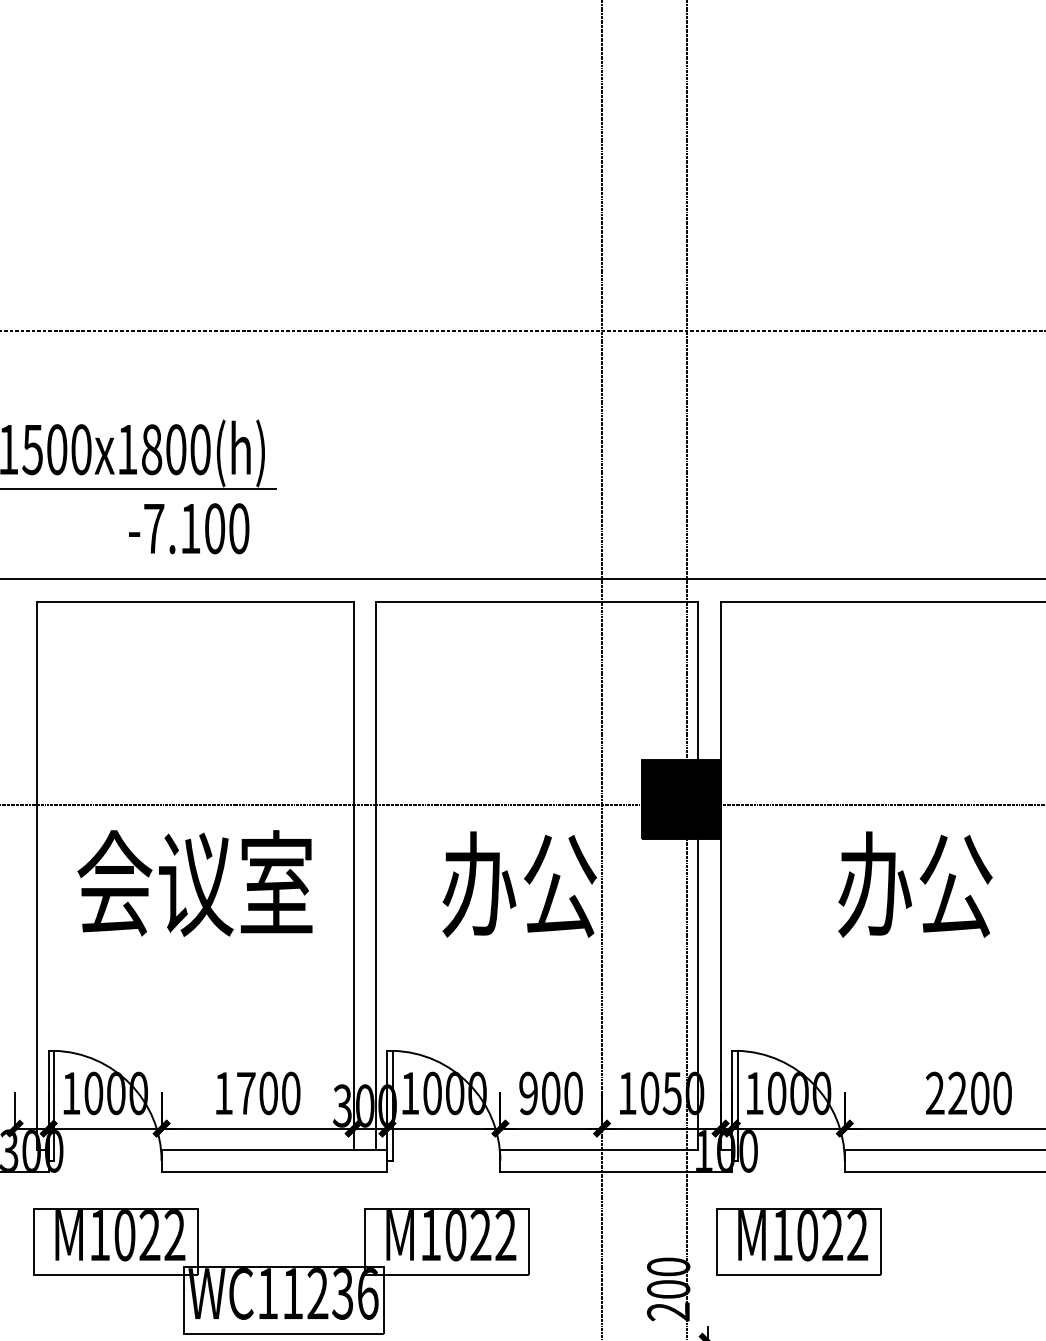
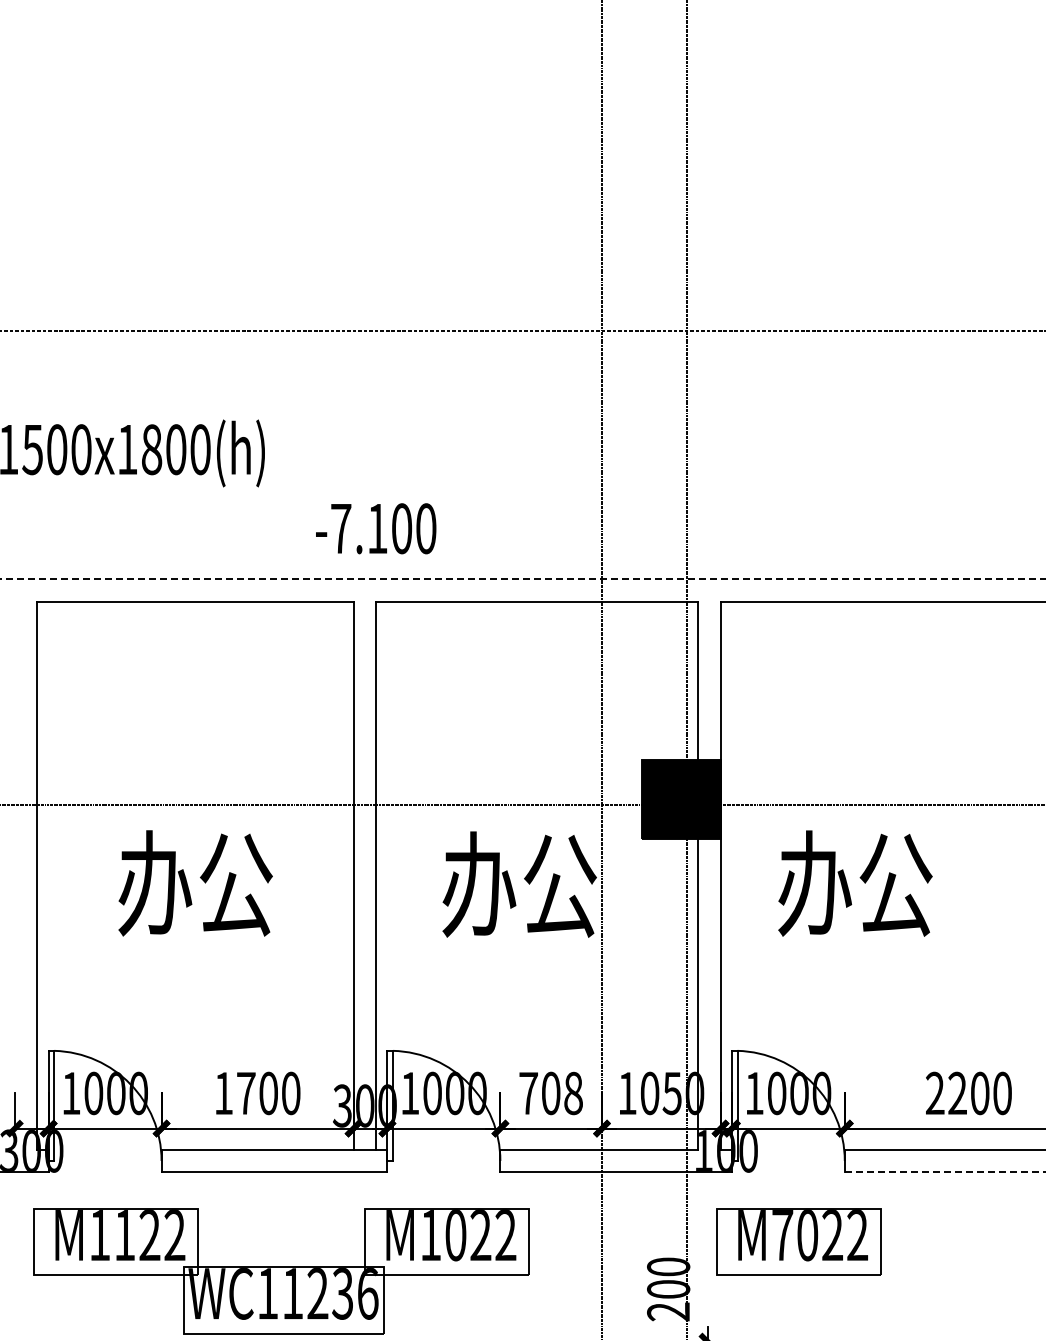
line: present -> none (139, 489)
text position: (189, 528) -> (376, 528) (376, 528)
line: solid -> dashed (522, 579)
text: 会议室 -> 办公 (194, 883)
text position: (915, 884) -> (855, 883) (855, 883)
text: 900 -> 708 (550, 1093)
line: solid -> dashed (944, 1172)
text: M1022 -> M1122 (124, 1235)
text: M1022 -> M7022 (782, 1235)
